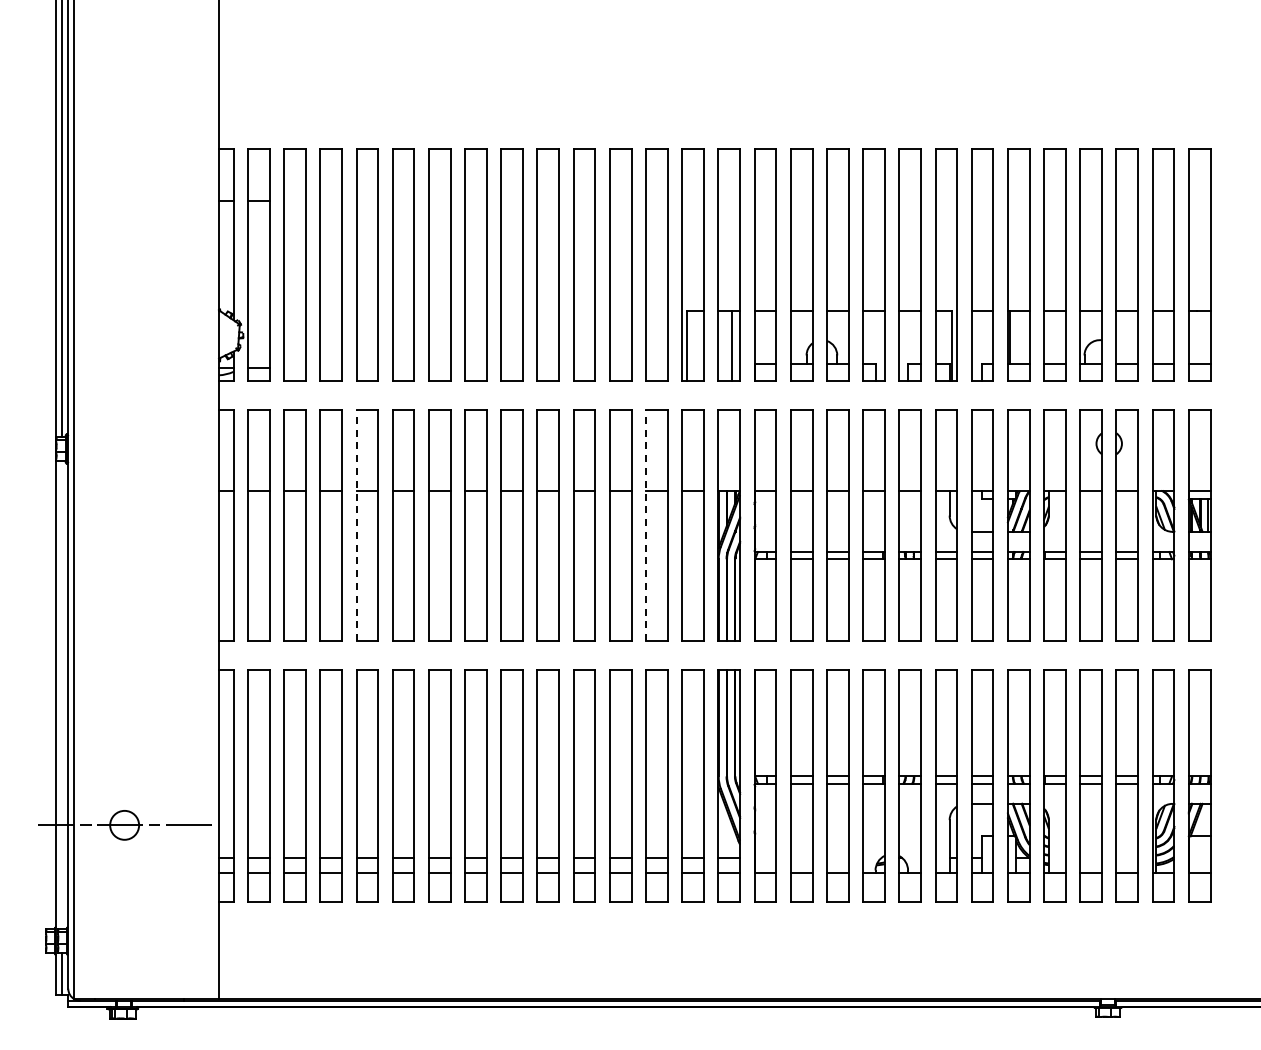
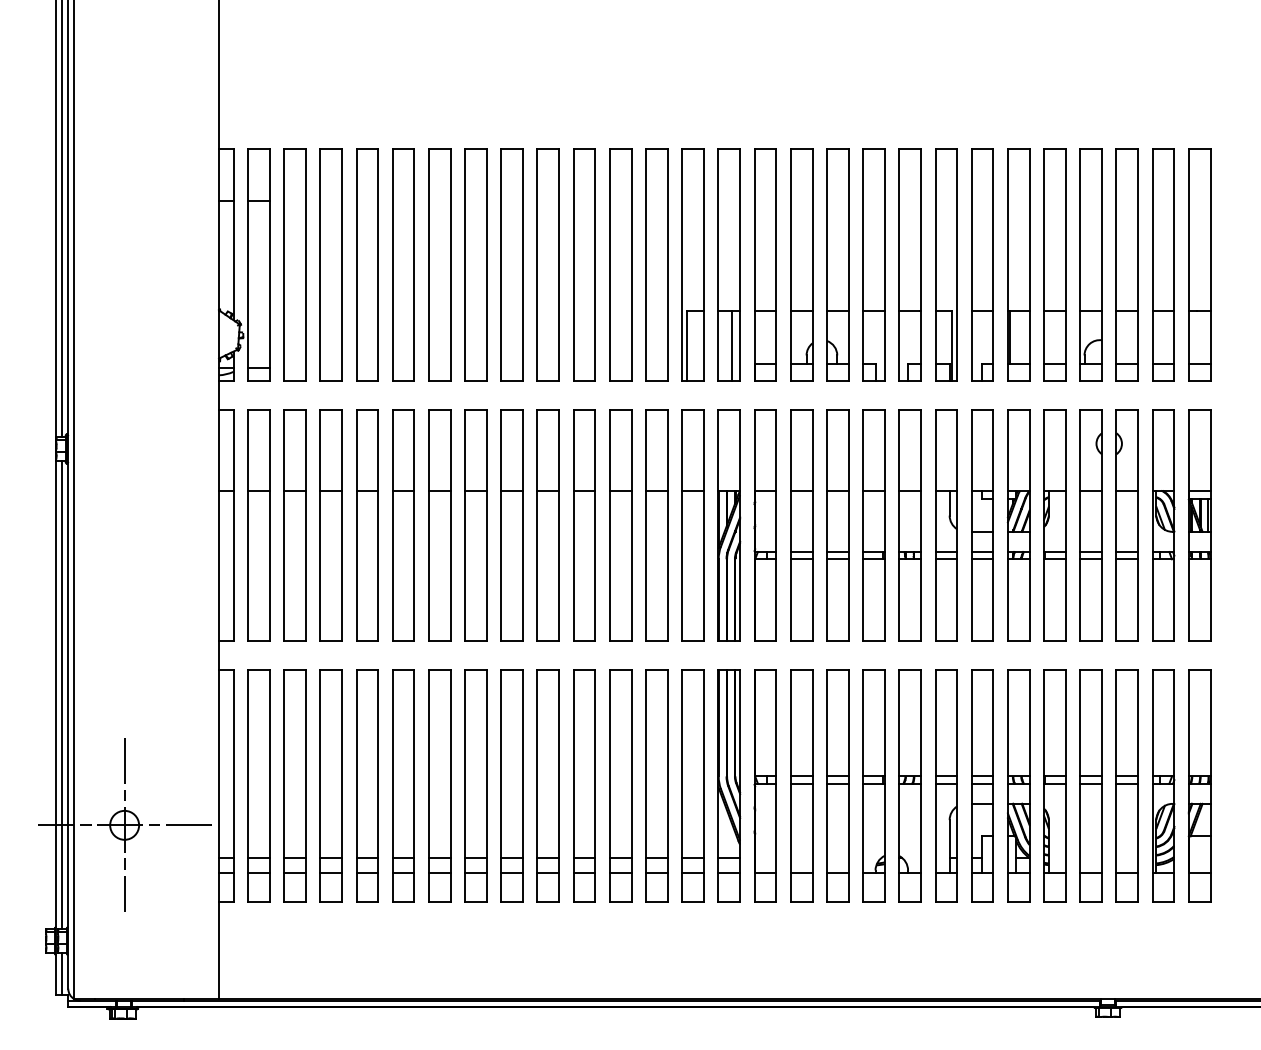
line: dashed -> solid (356, 525)
line: dashed -> solid (646, 525)
line: none -> present (62, 694)
line: none -> present (124, 825)
